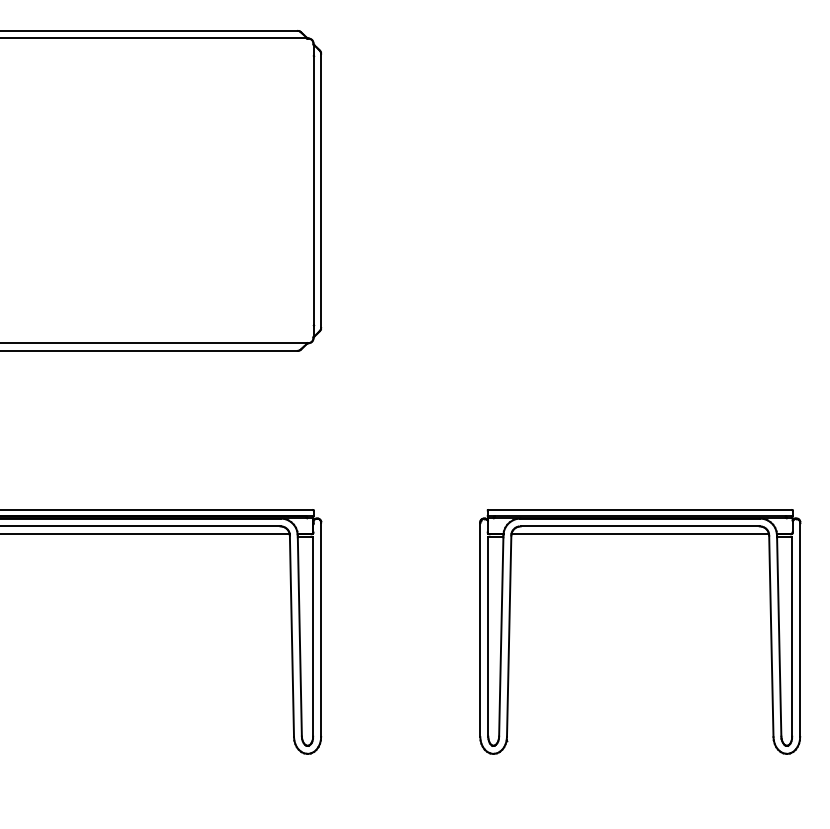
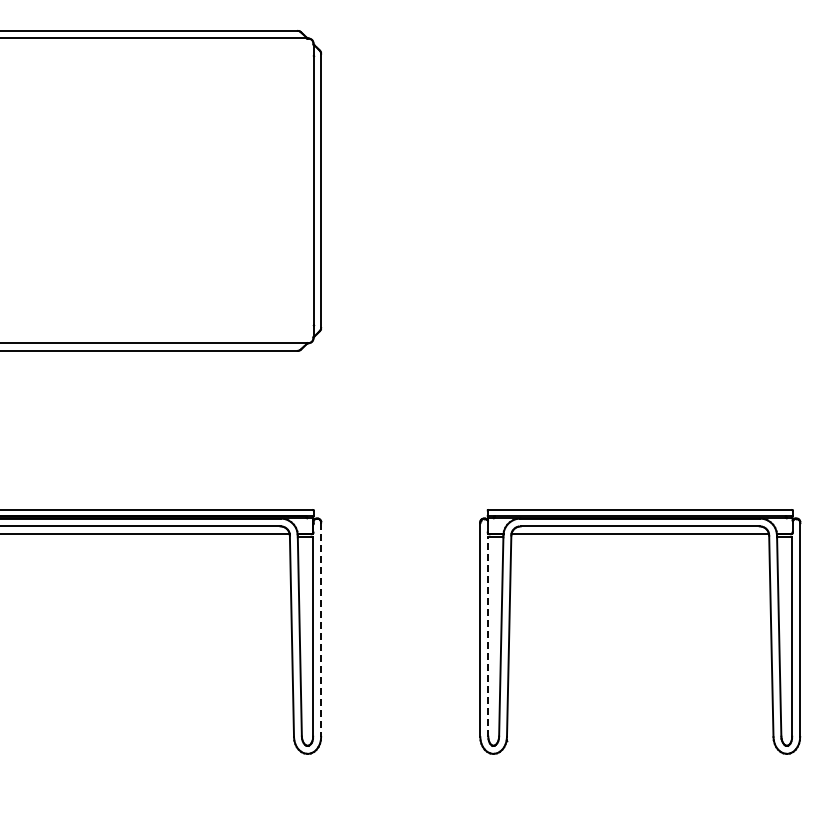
line: solid -> dashed (321, 630)
line: solid -> dashed (488, 637)
